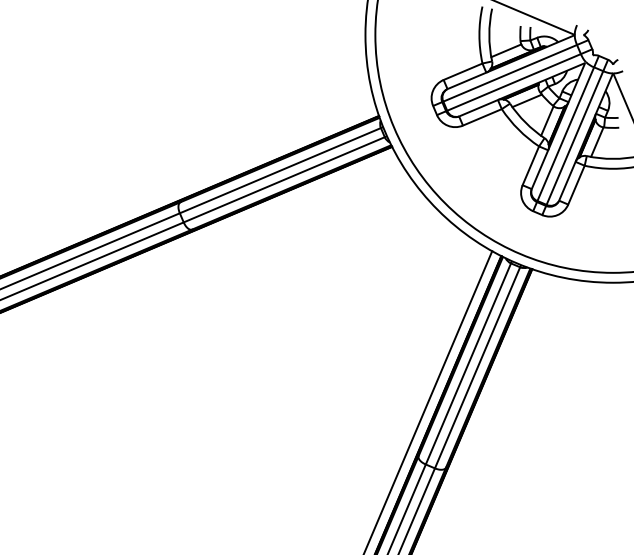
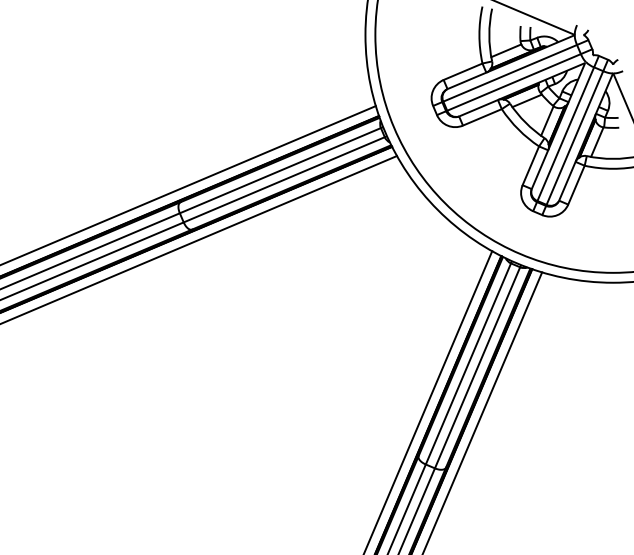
line: none -> present (188, 185)
line: none -> present (199, 239)
line: none -> present (482, 411)
